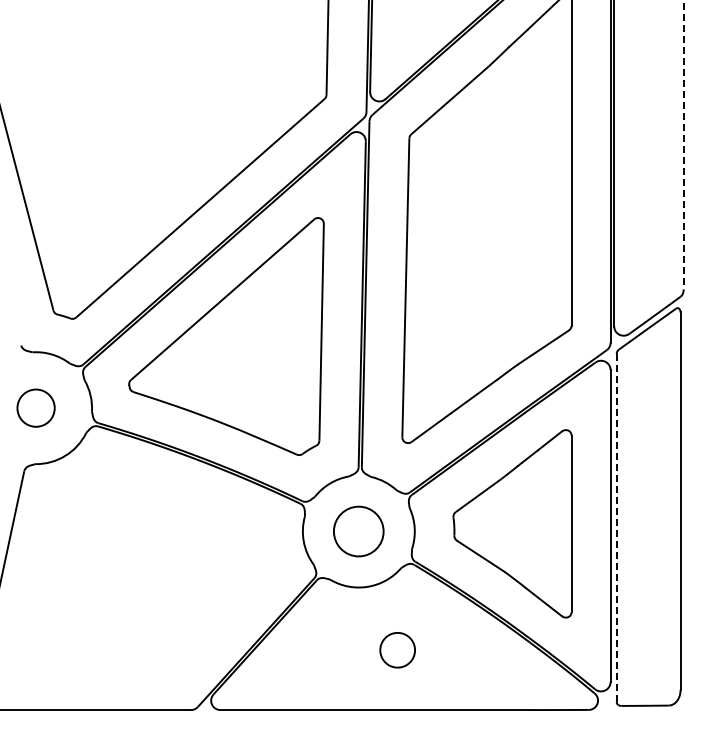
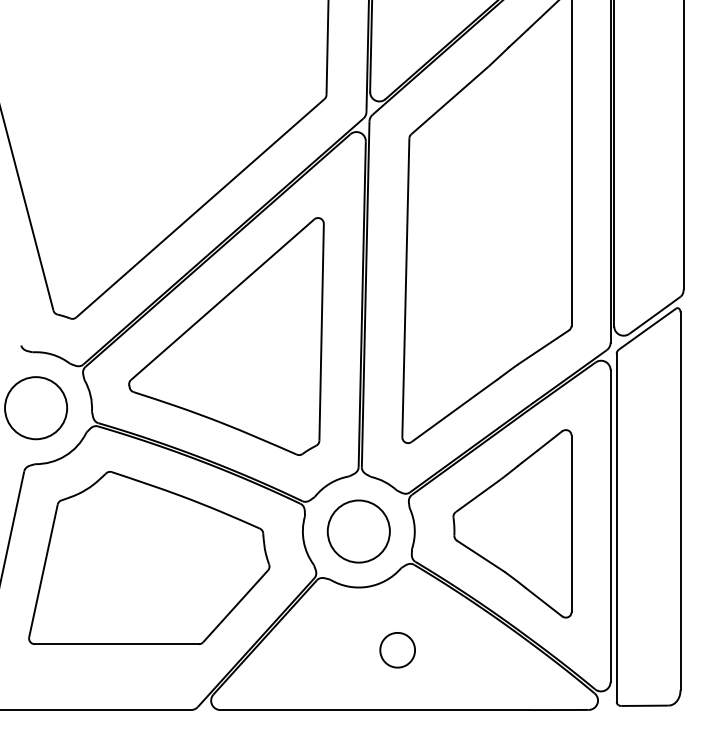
line: dashed -> solid (683, 145)
circle diameter: 37 px -> 62 px (36, 408)
line: dashed -> solid (616, 527)
circle size: 52x53 px -> 65x65 px (358, 531)
part: none -> present (149, 557)
